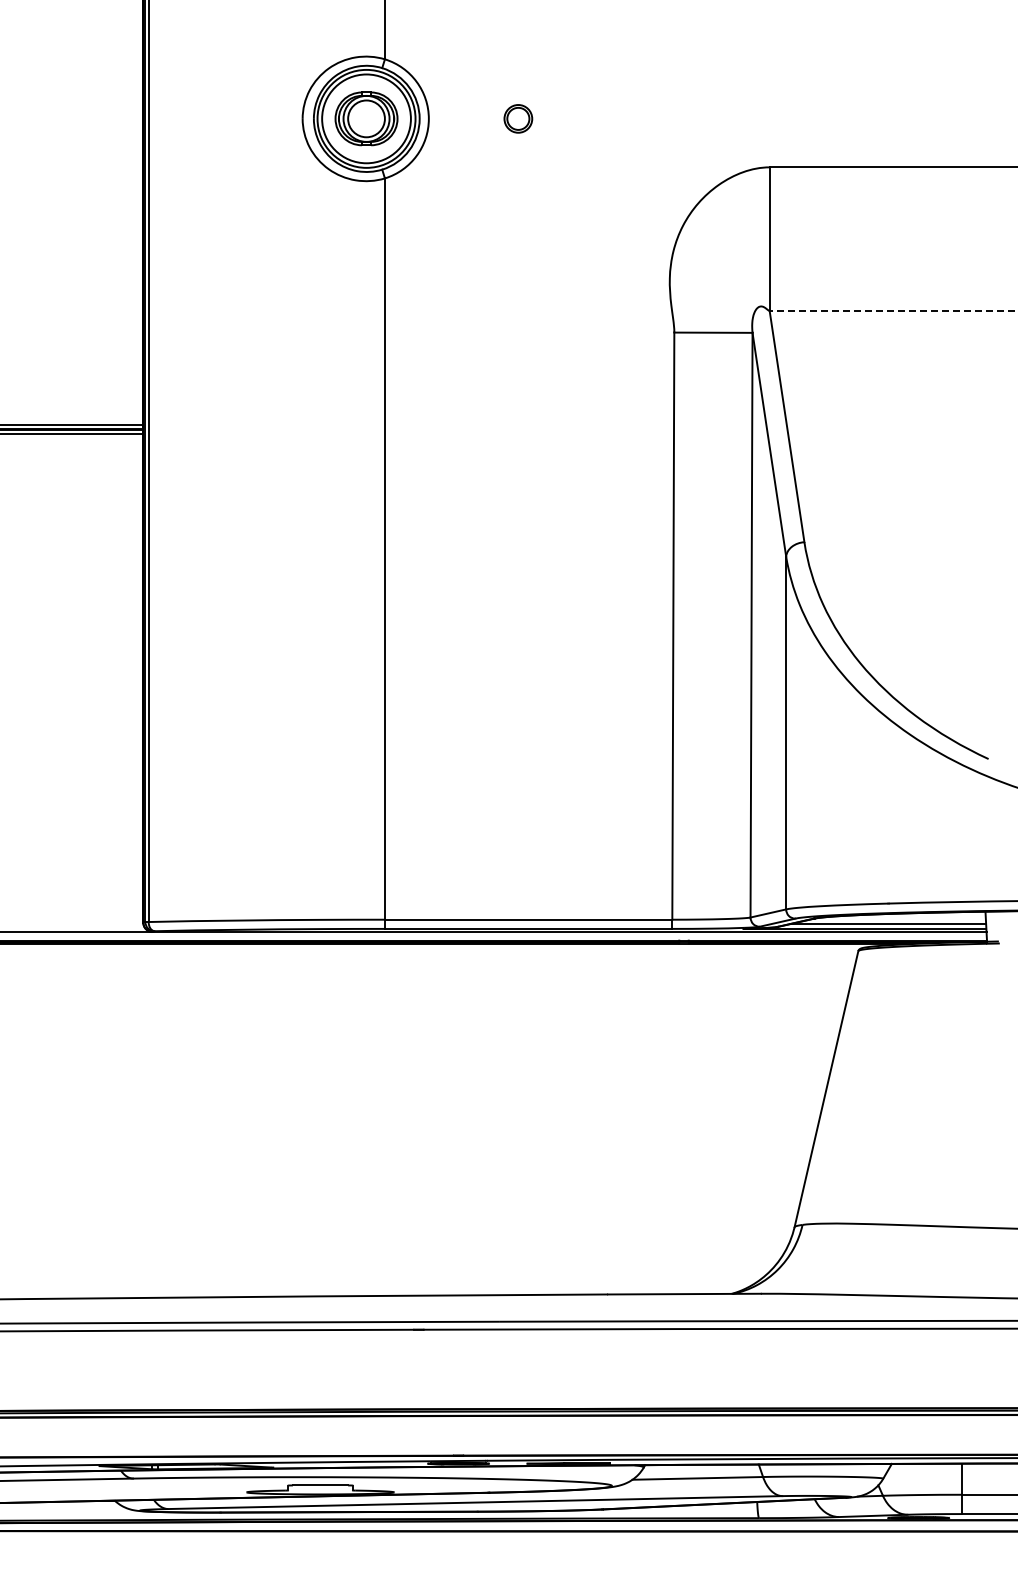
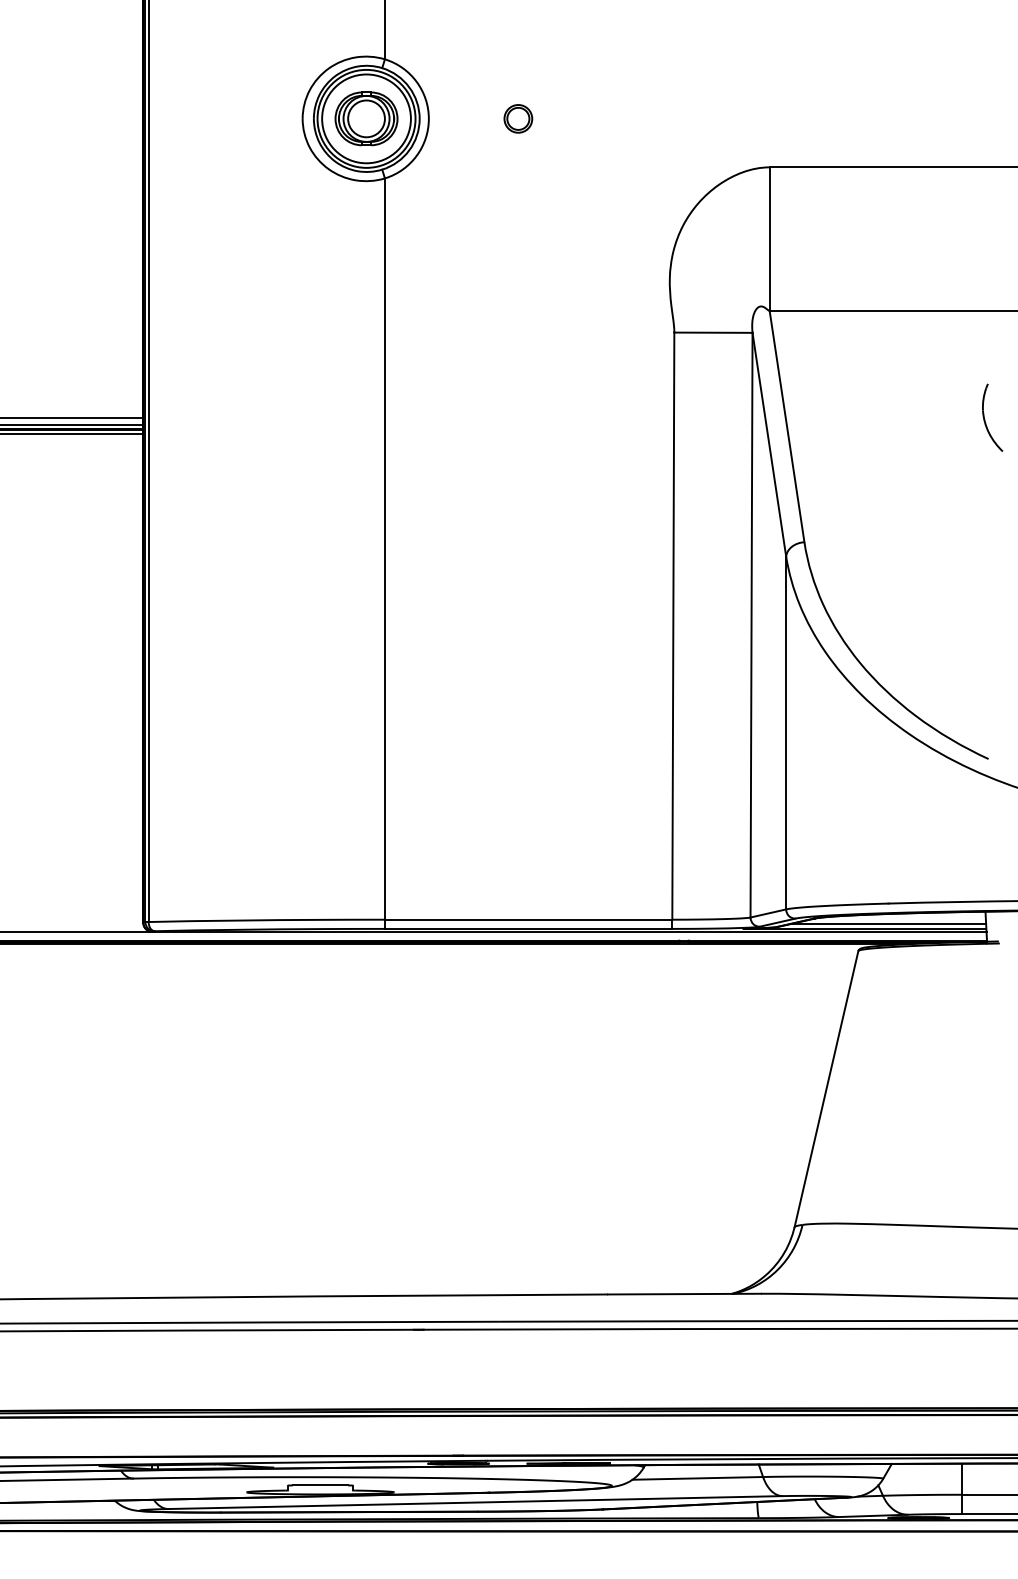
line: dashed -> solid (893, 311)
line: none -> present (72, 417)
part: none -> present (985, 419)
